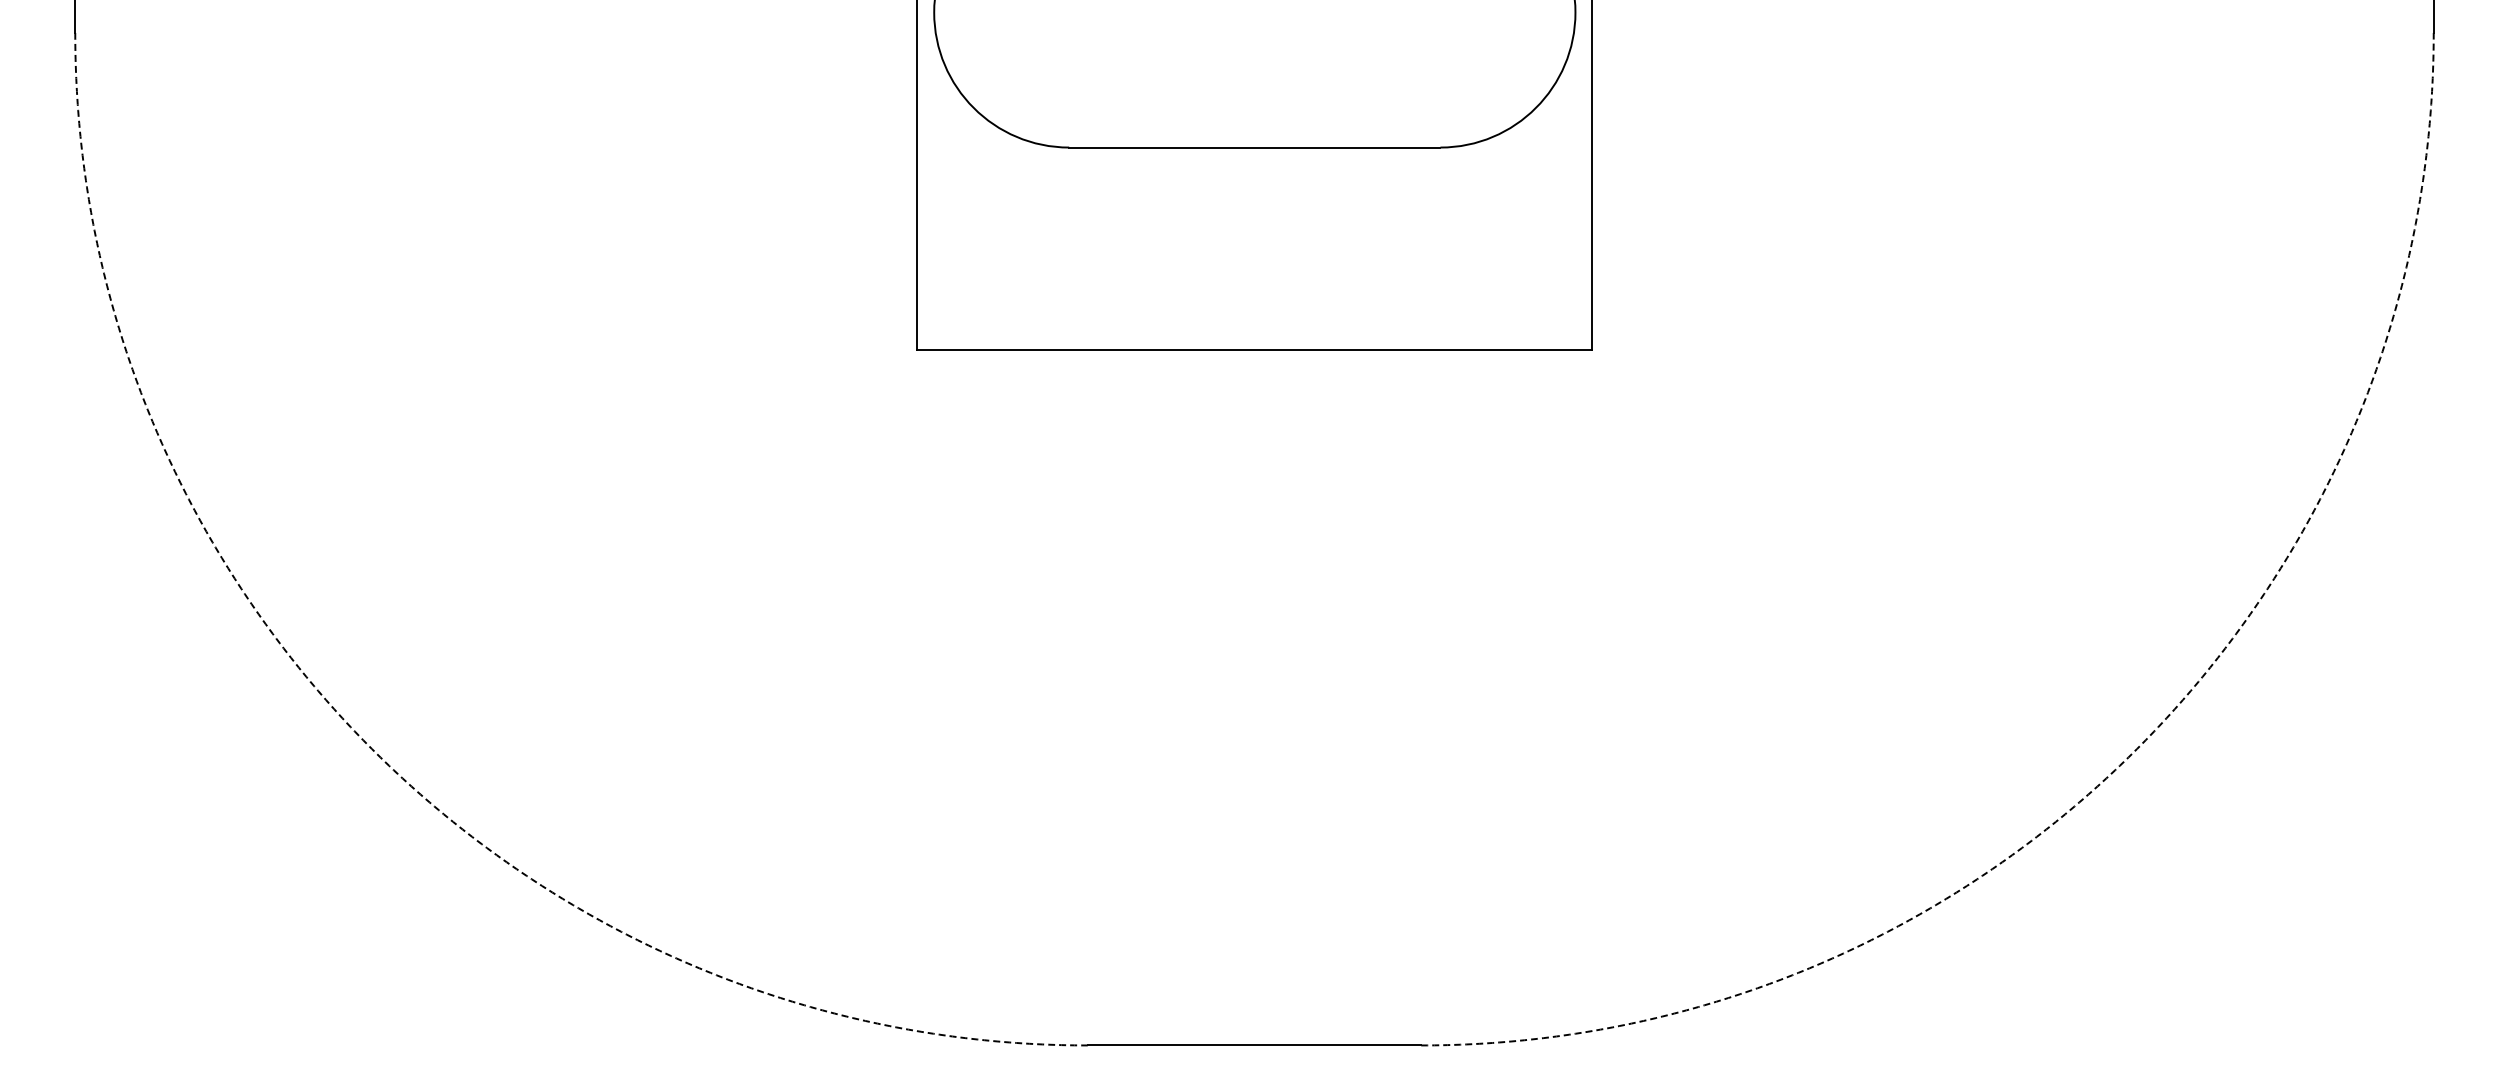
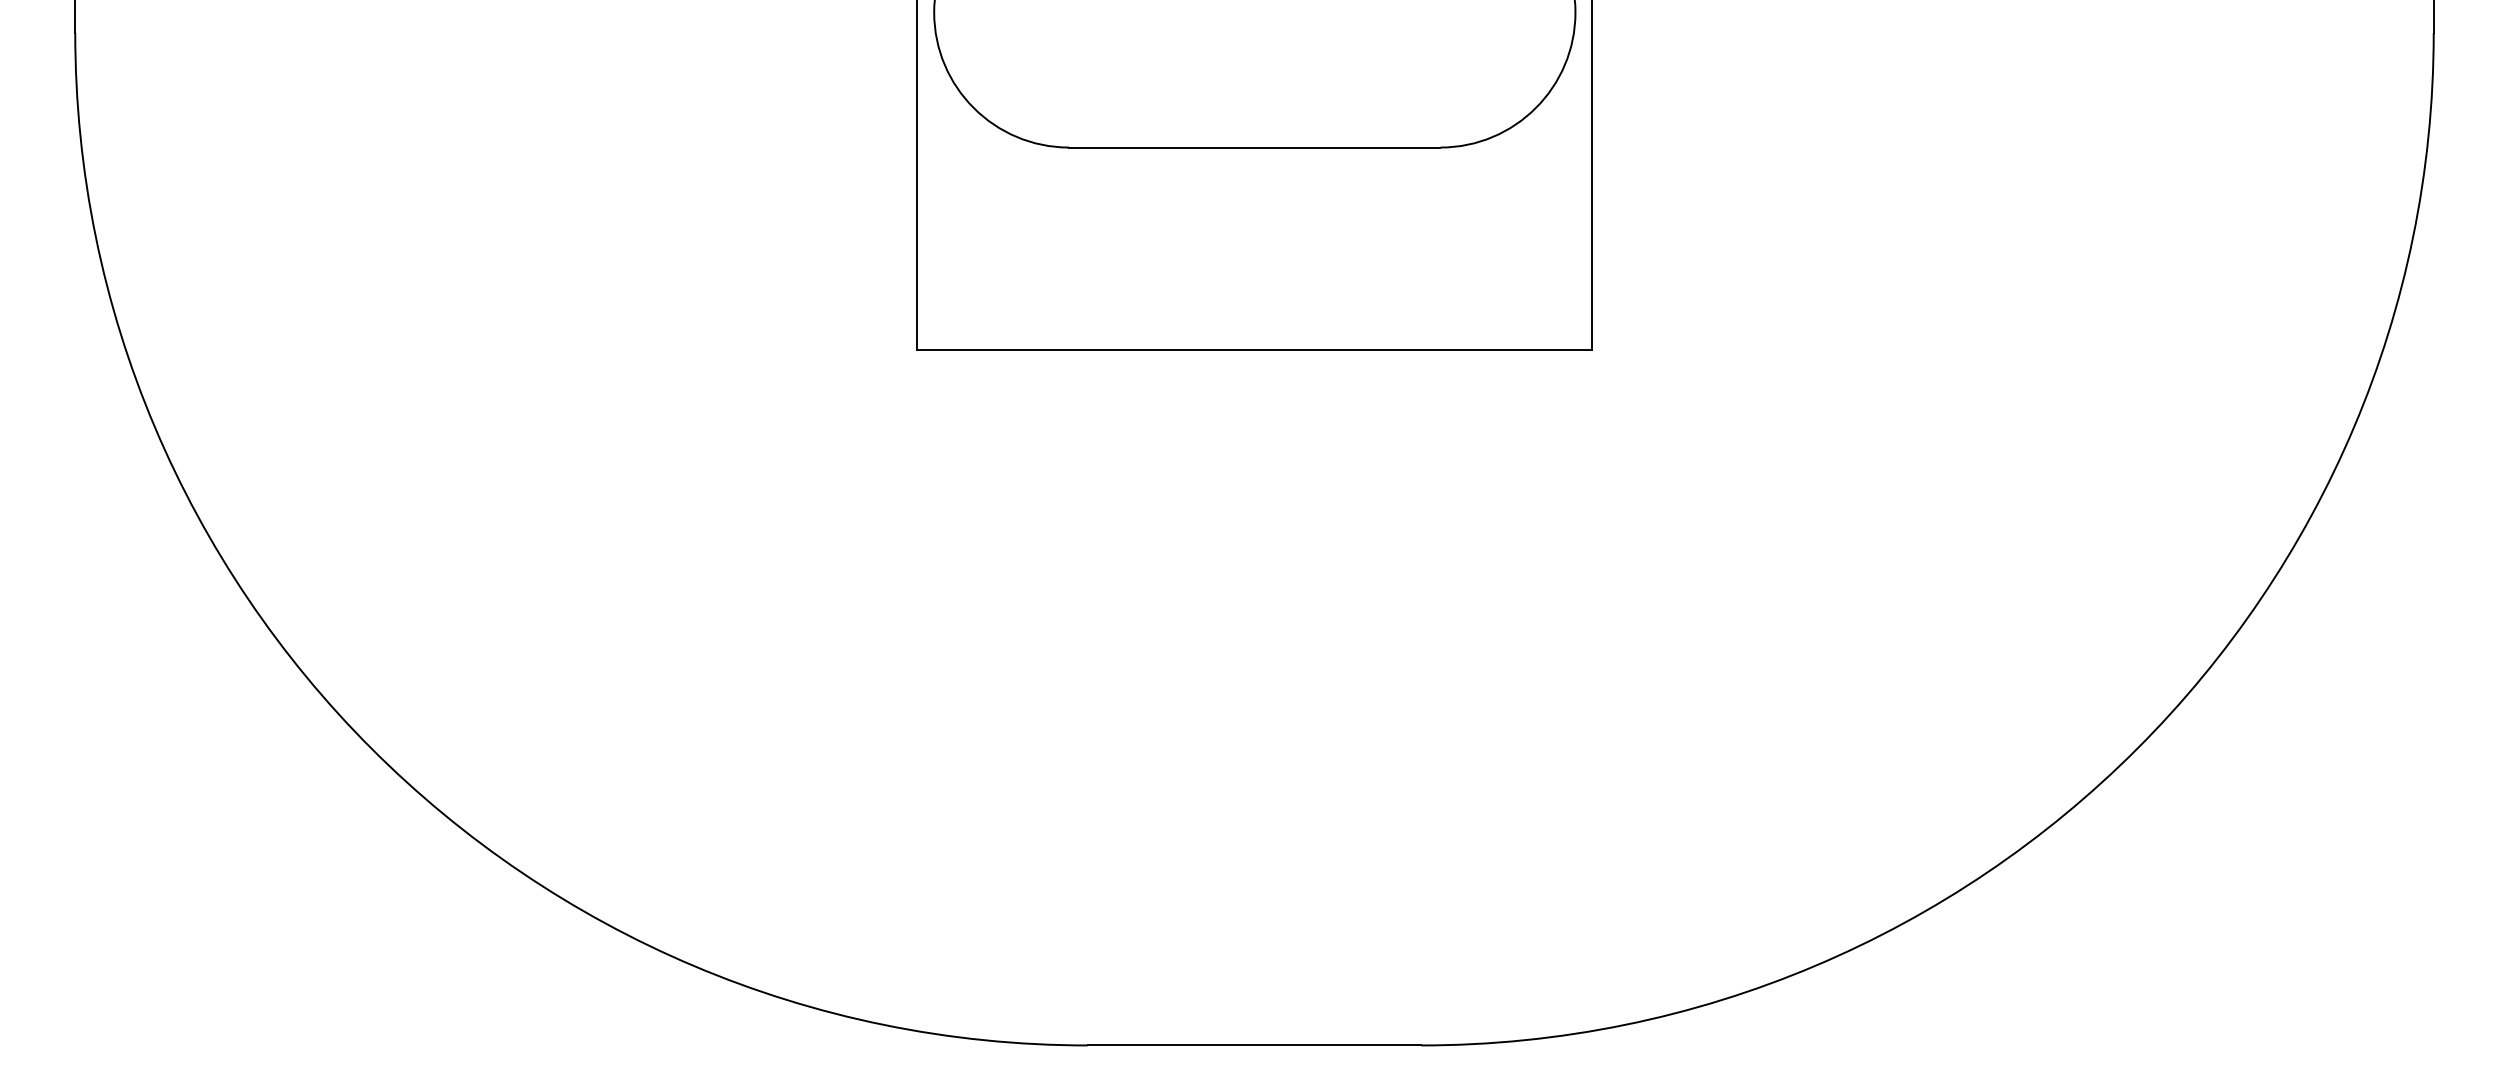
arc: dashed -> solid (371, 748)
arc: dashed -> solid (2137, 748)
